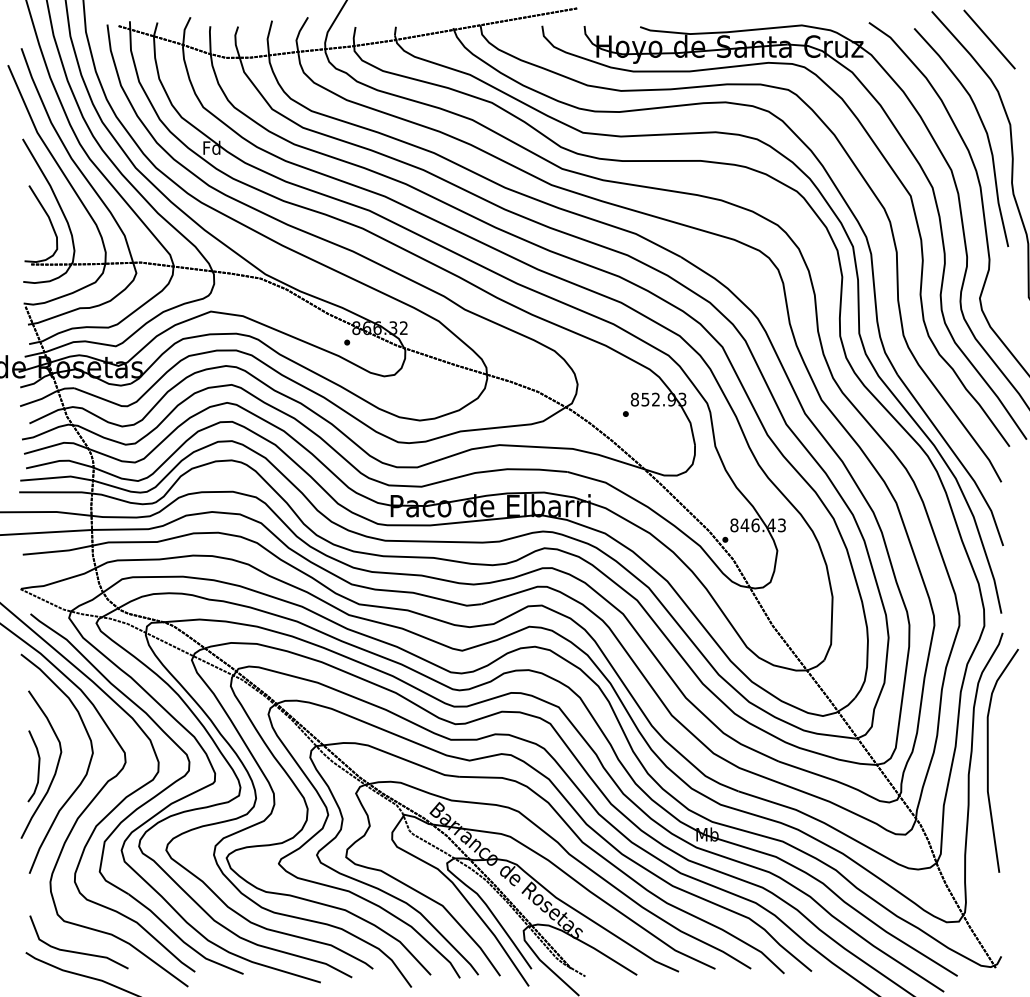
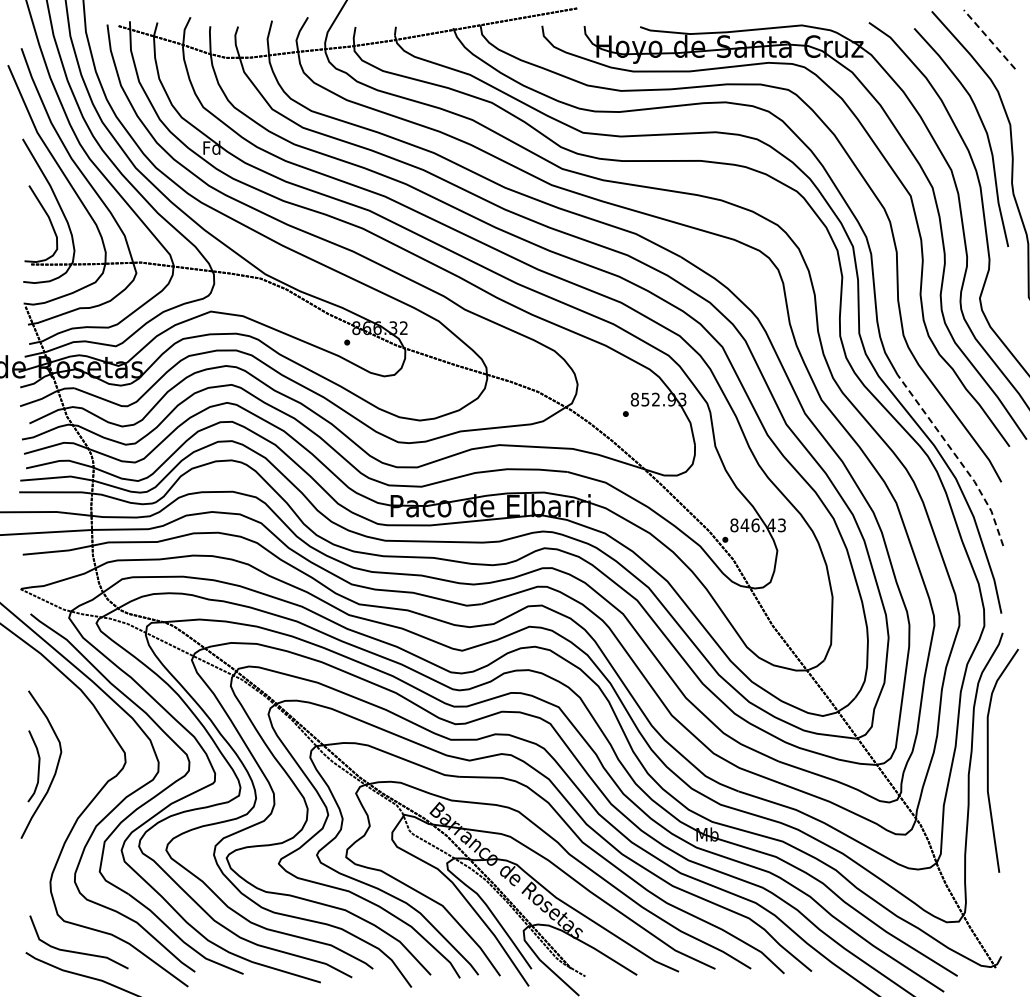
line: solid -> dashed (989, 39)
line: solid -> dashed (957, 458)
curve: present -> none (82, 778)
